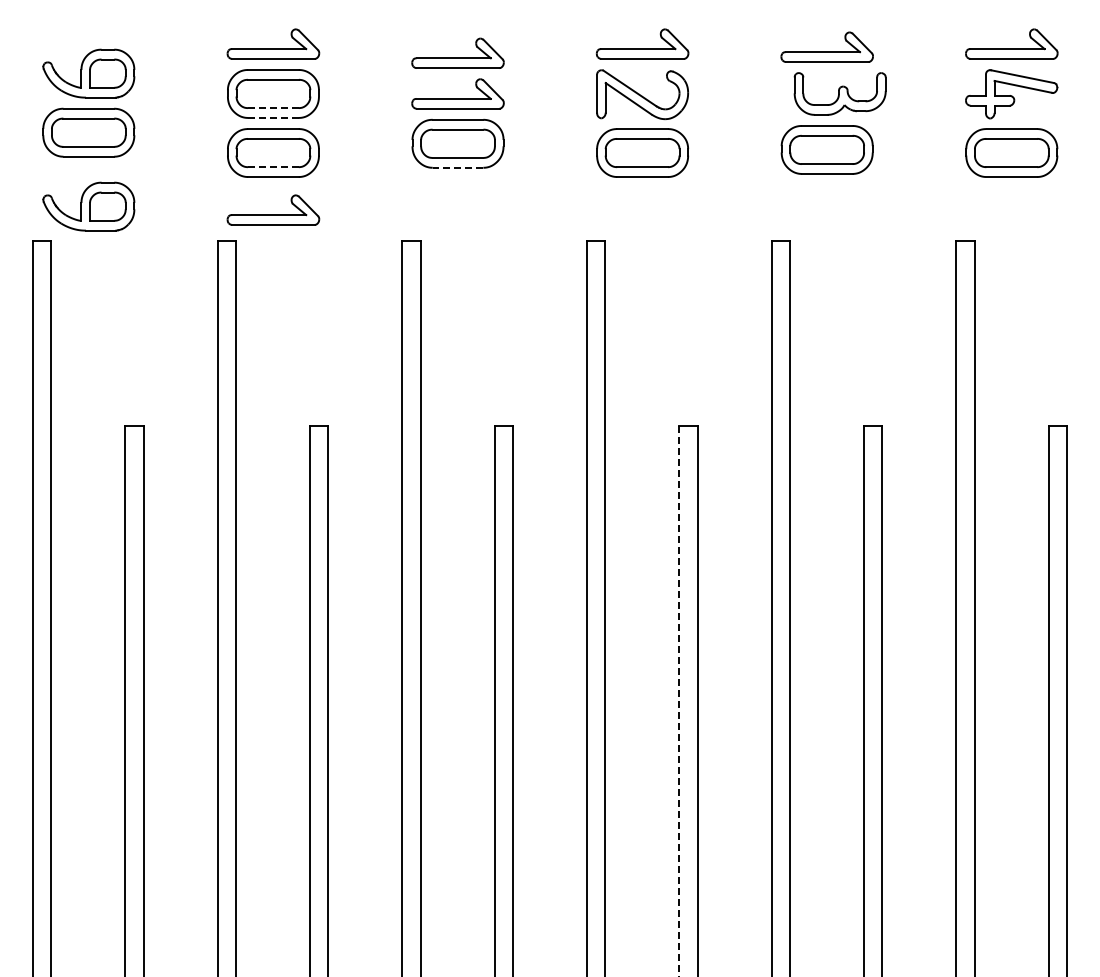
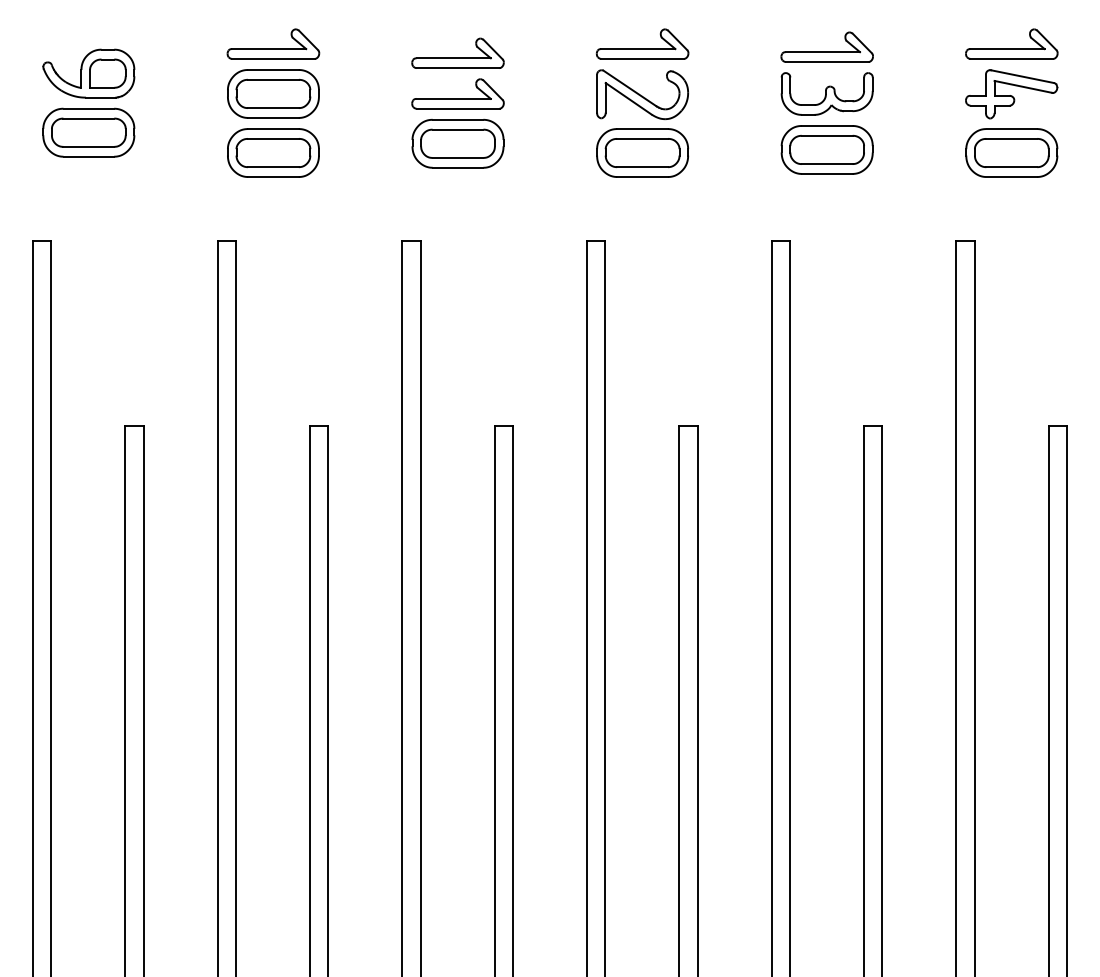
part position: (839, 93) -> (826, 93) (826, 93)
line: dashed -> solid (273, 108)
line: dashed -> solid (272, 117)
line: dashed -> solid (273, 167)
line: dashed -> solid (457, 167)
part: present -> none (88, 206)
part: present -> none (273, 209)
line: dashed -> solid (679, 701)
